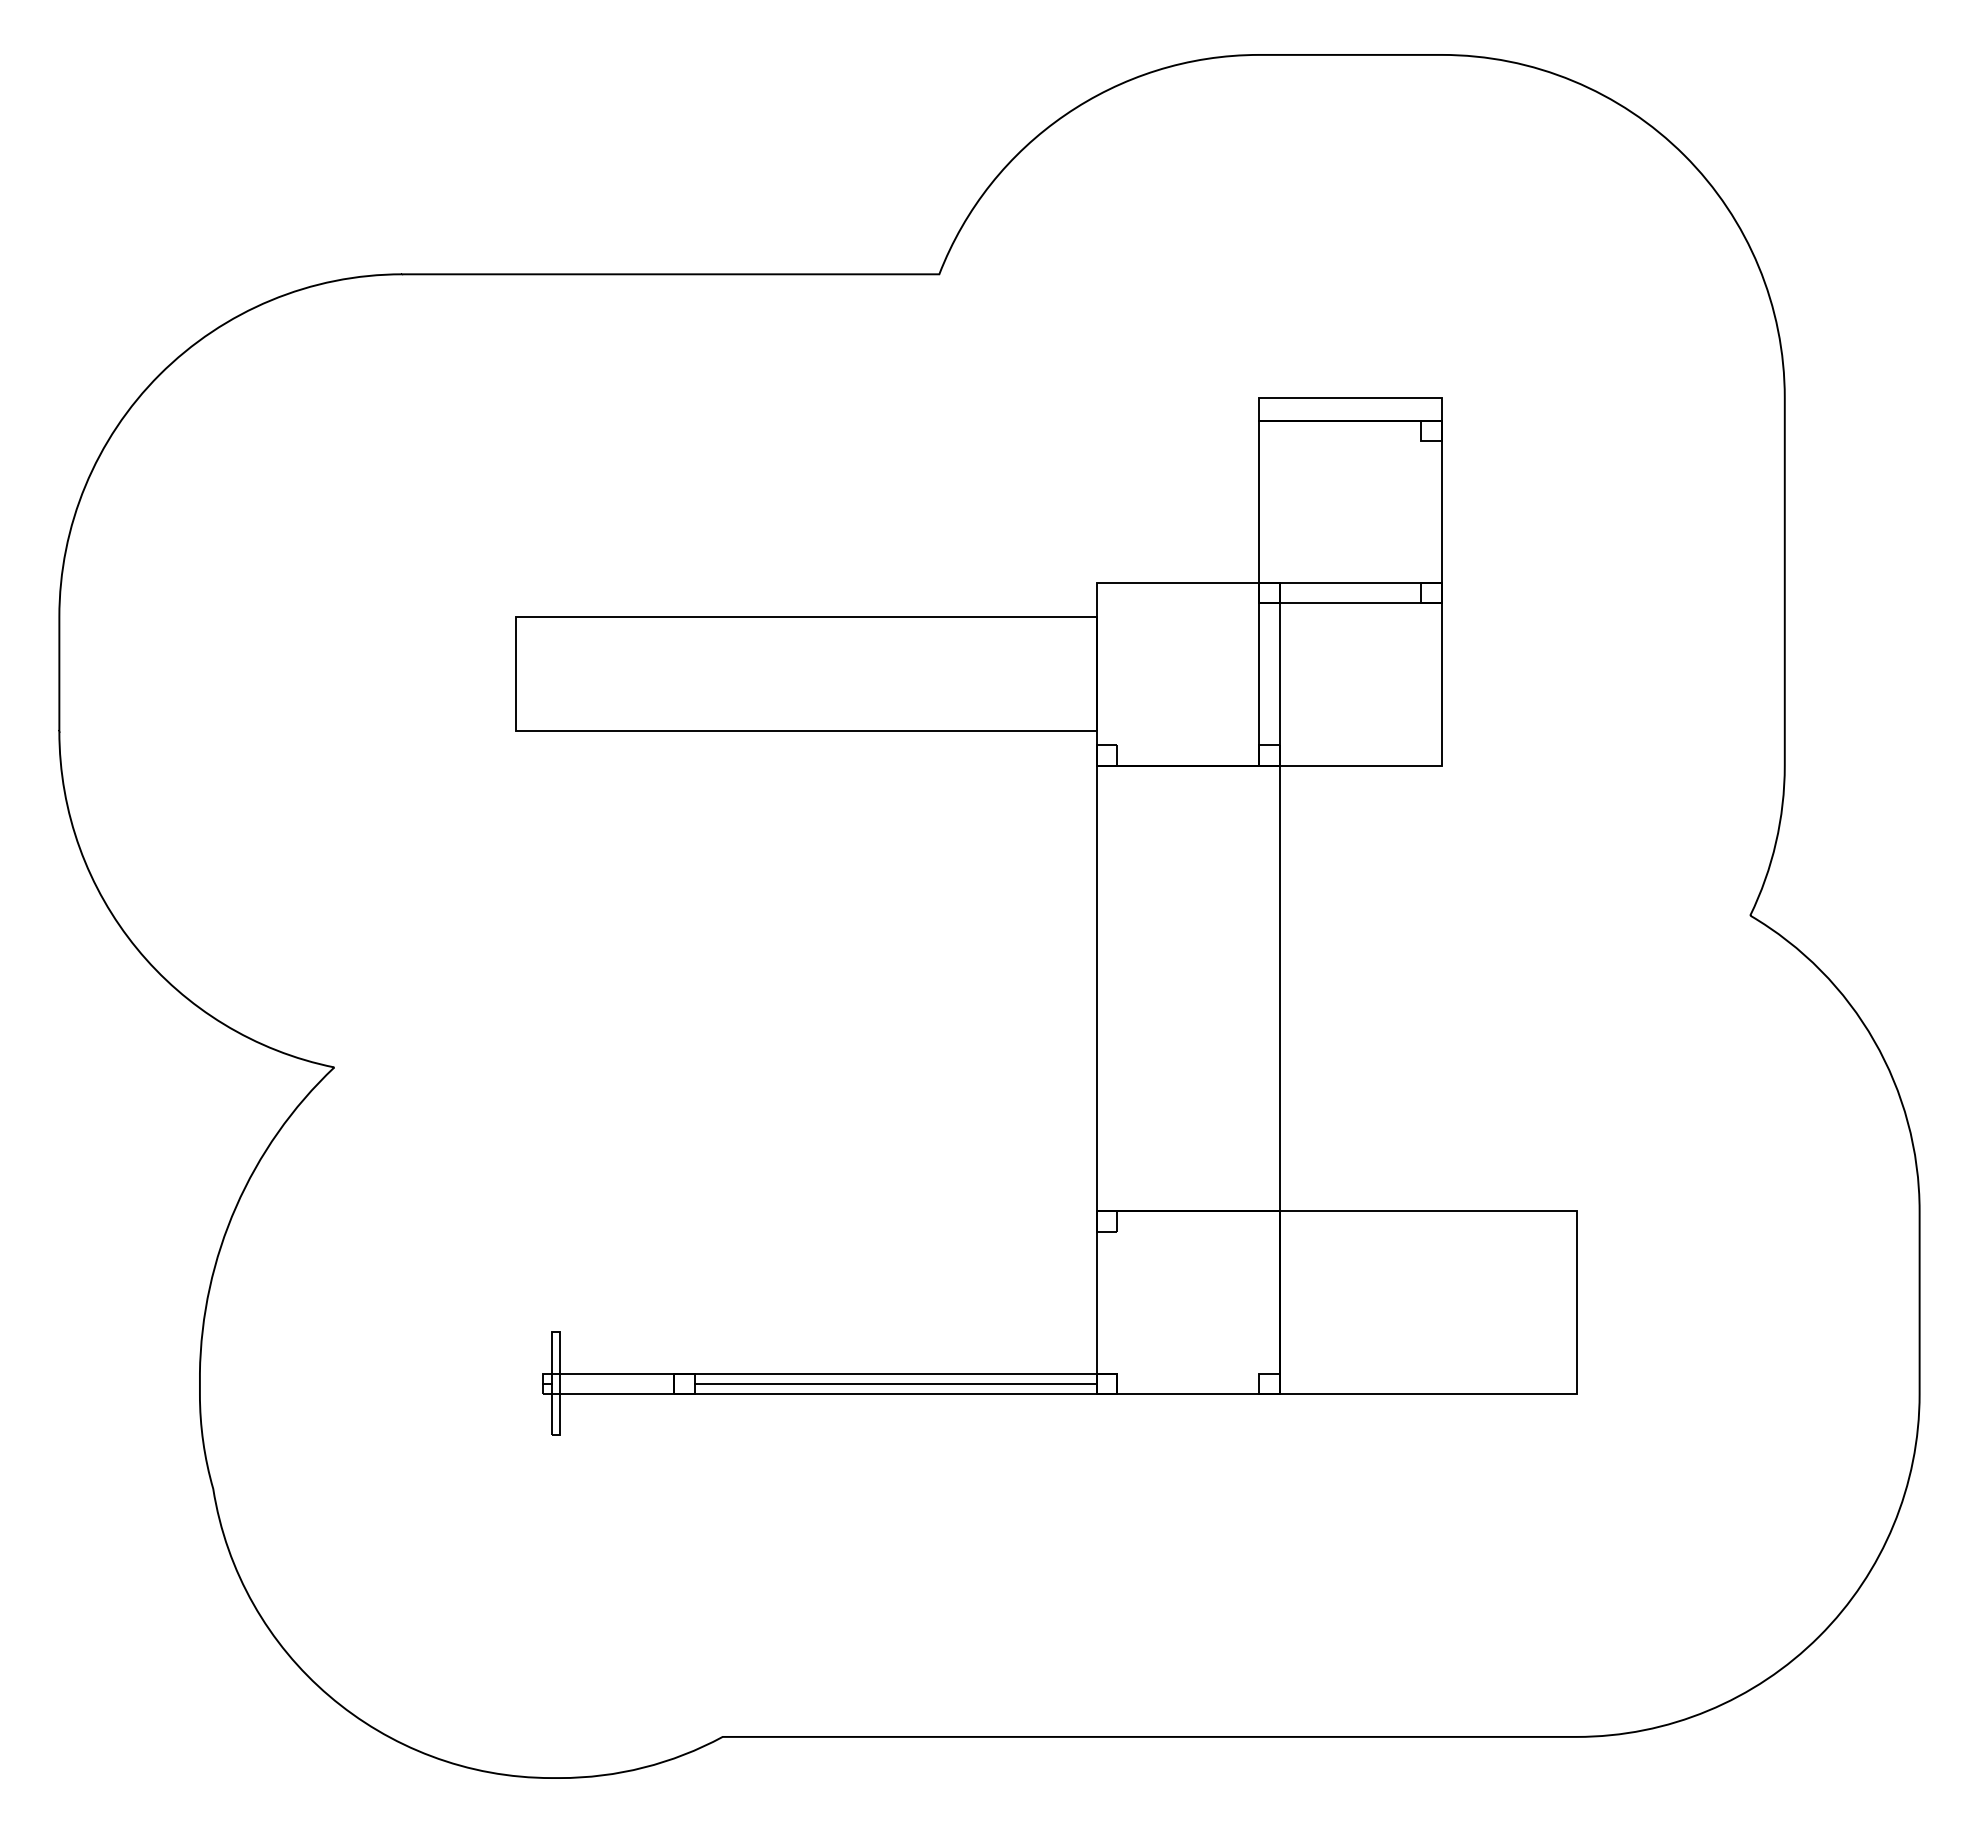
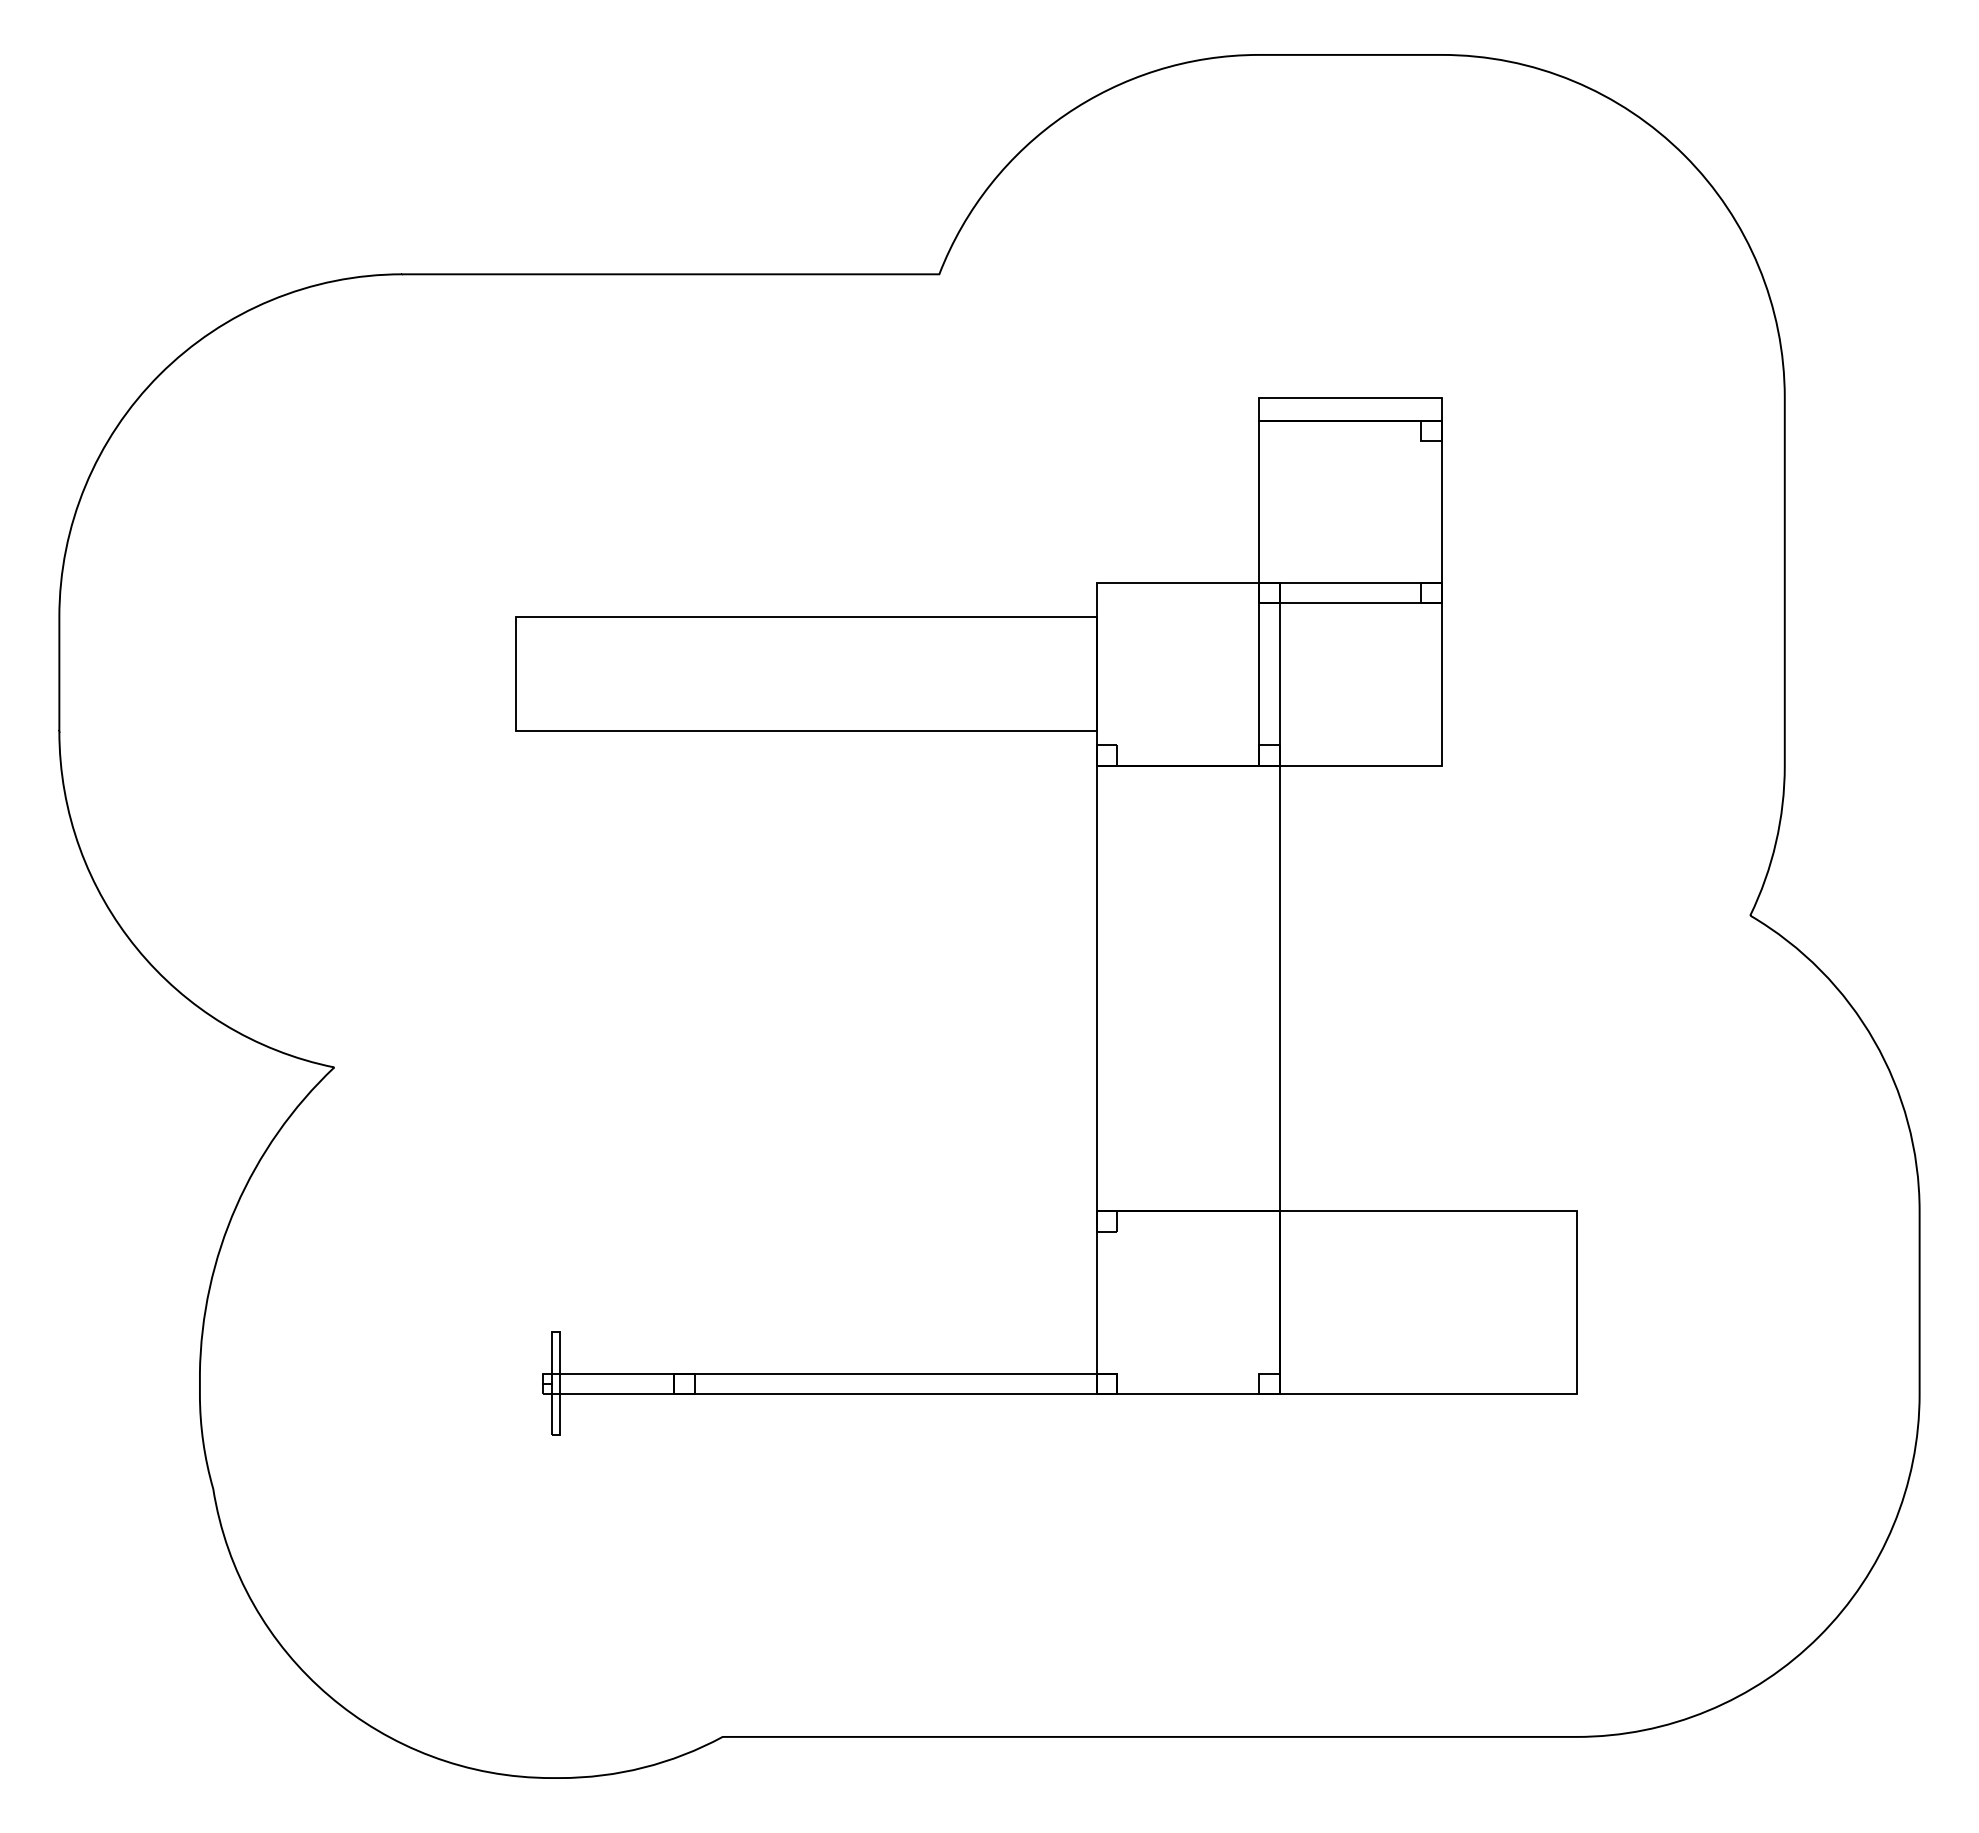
line: present -> none (895, 1383)
